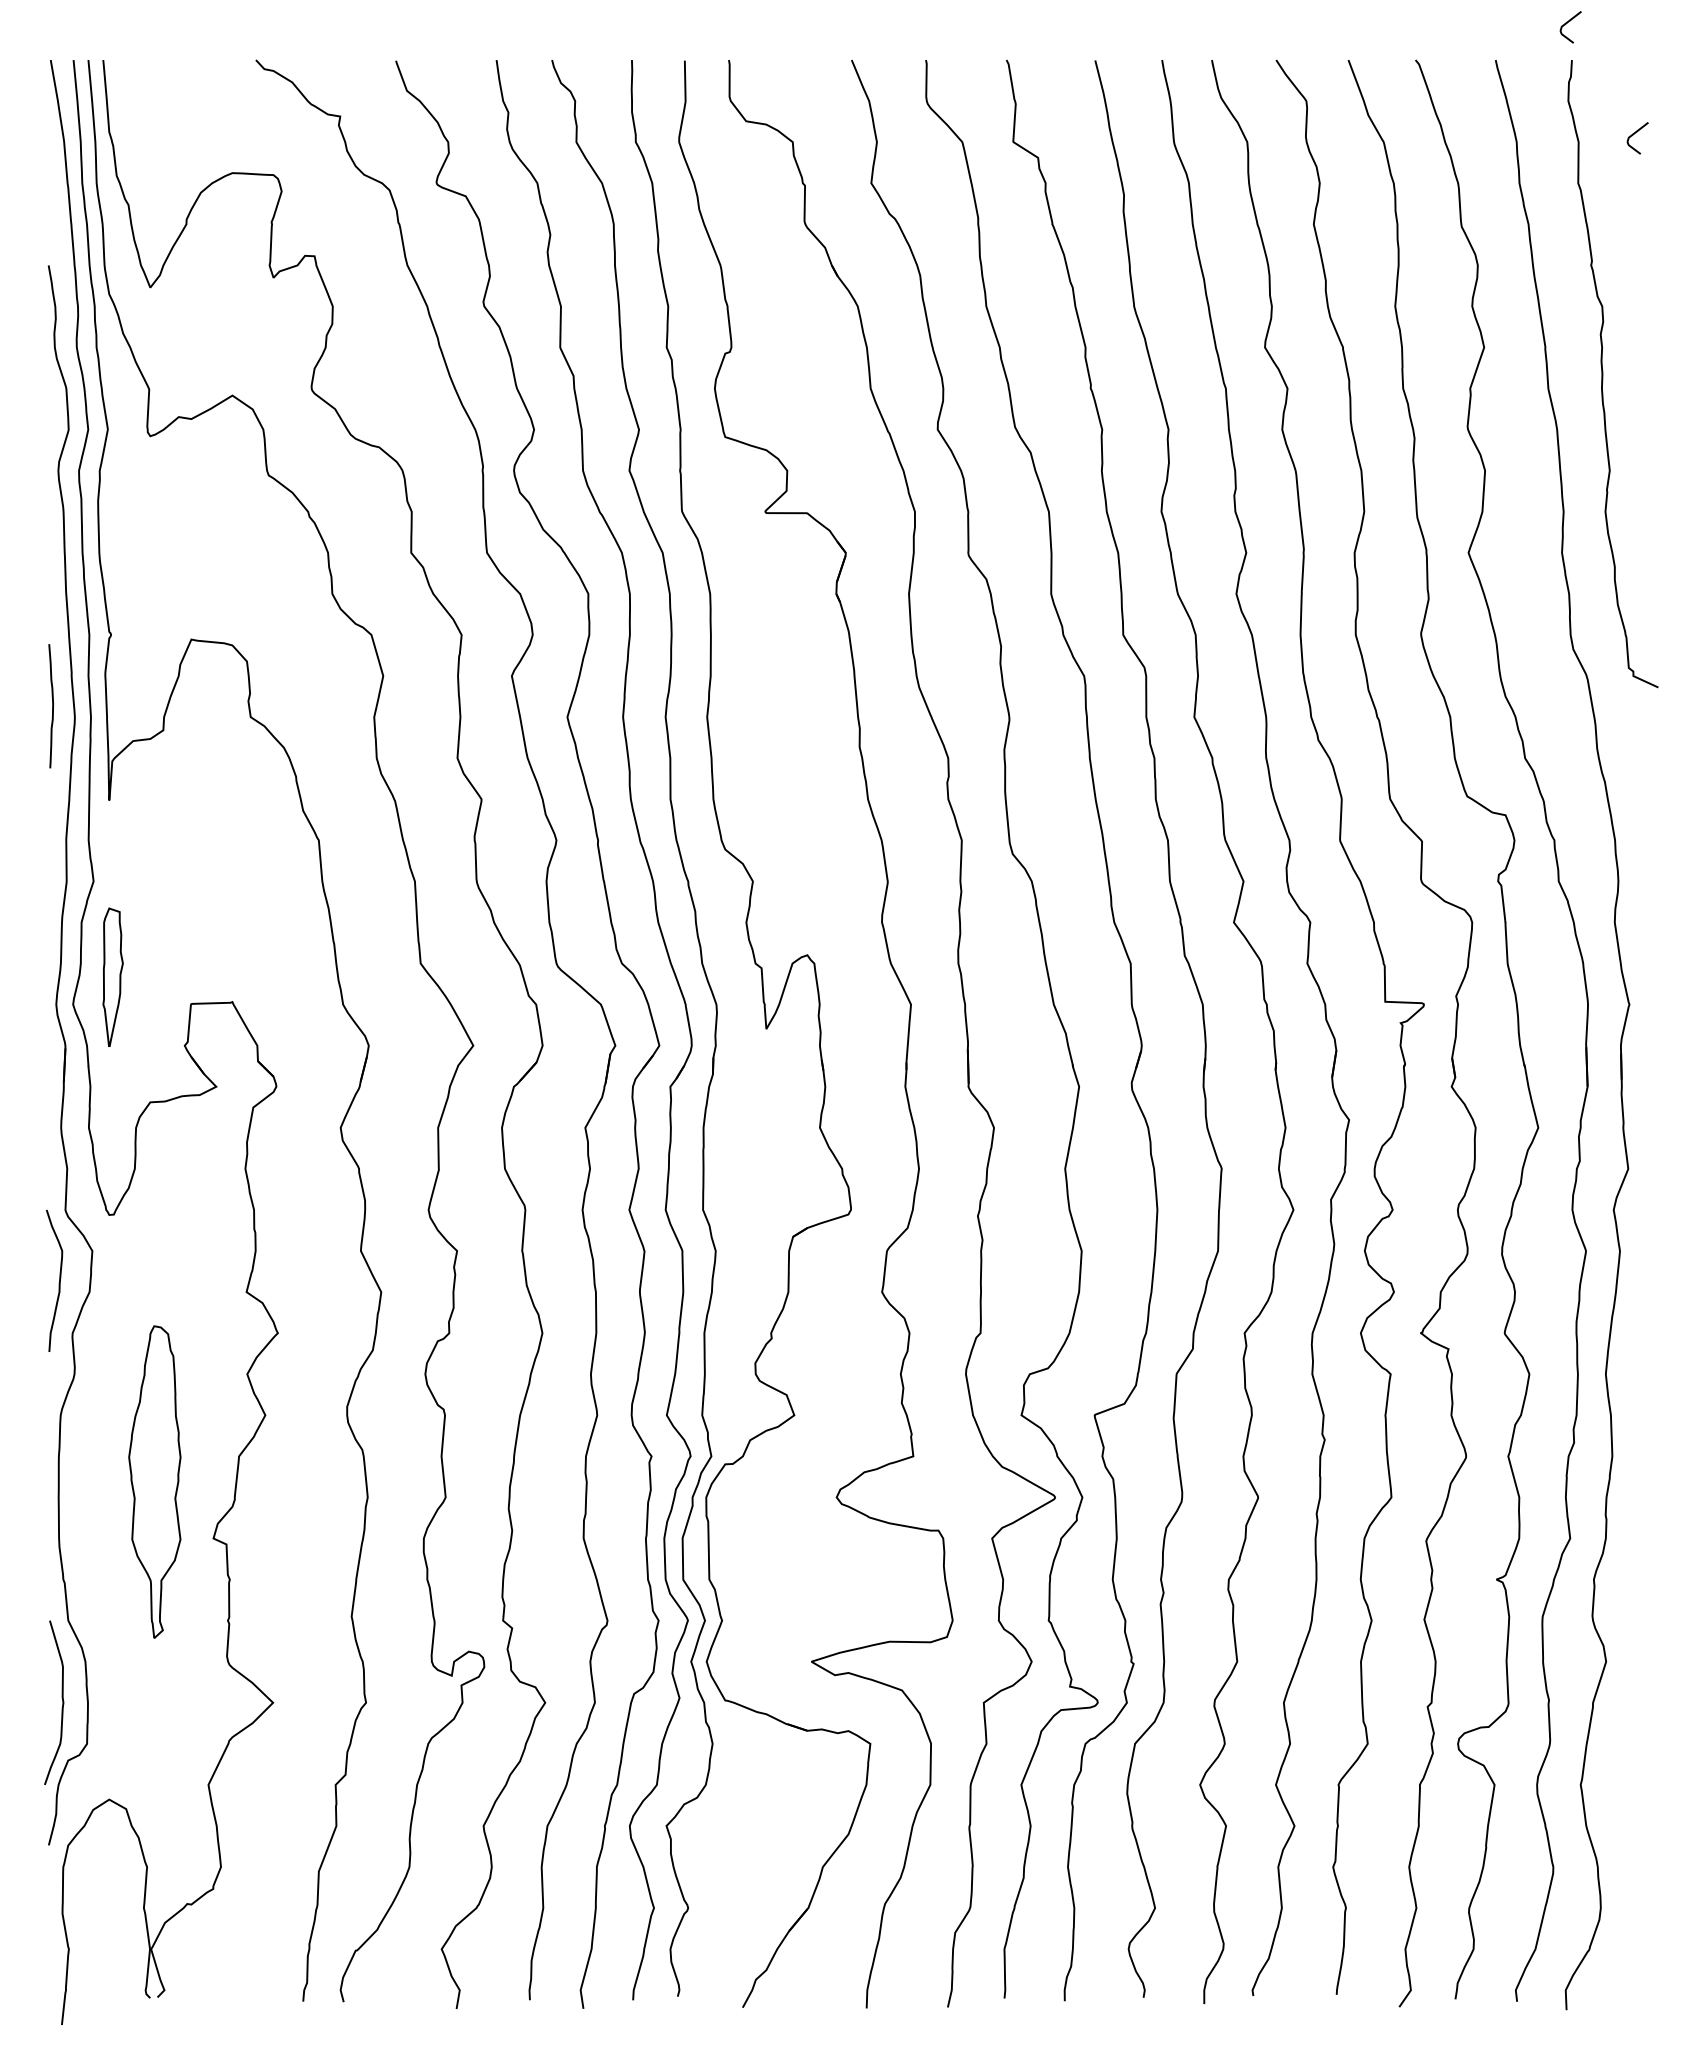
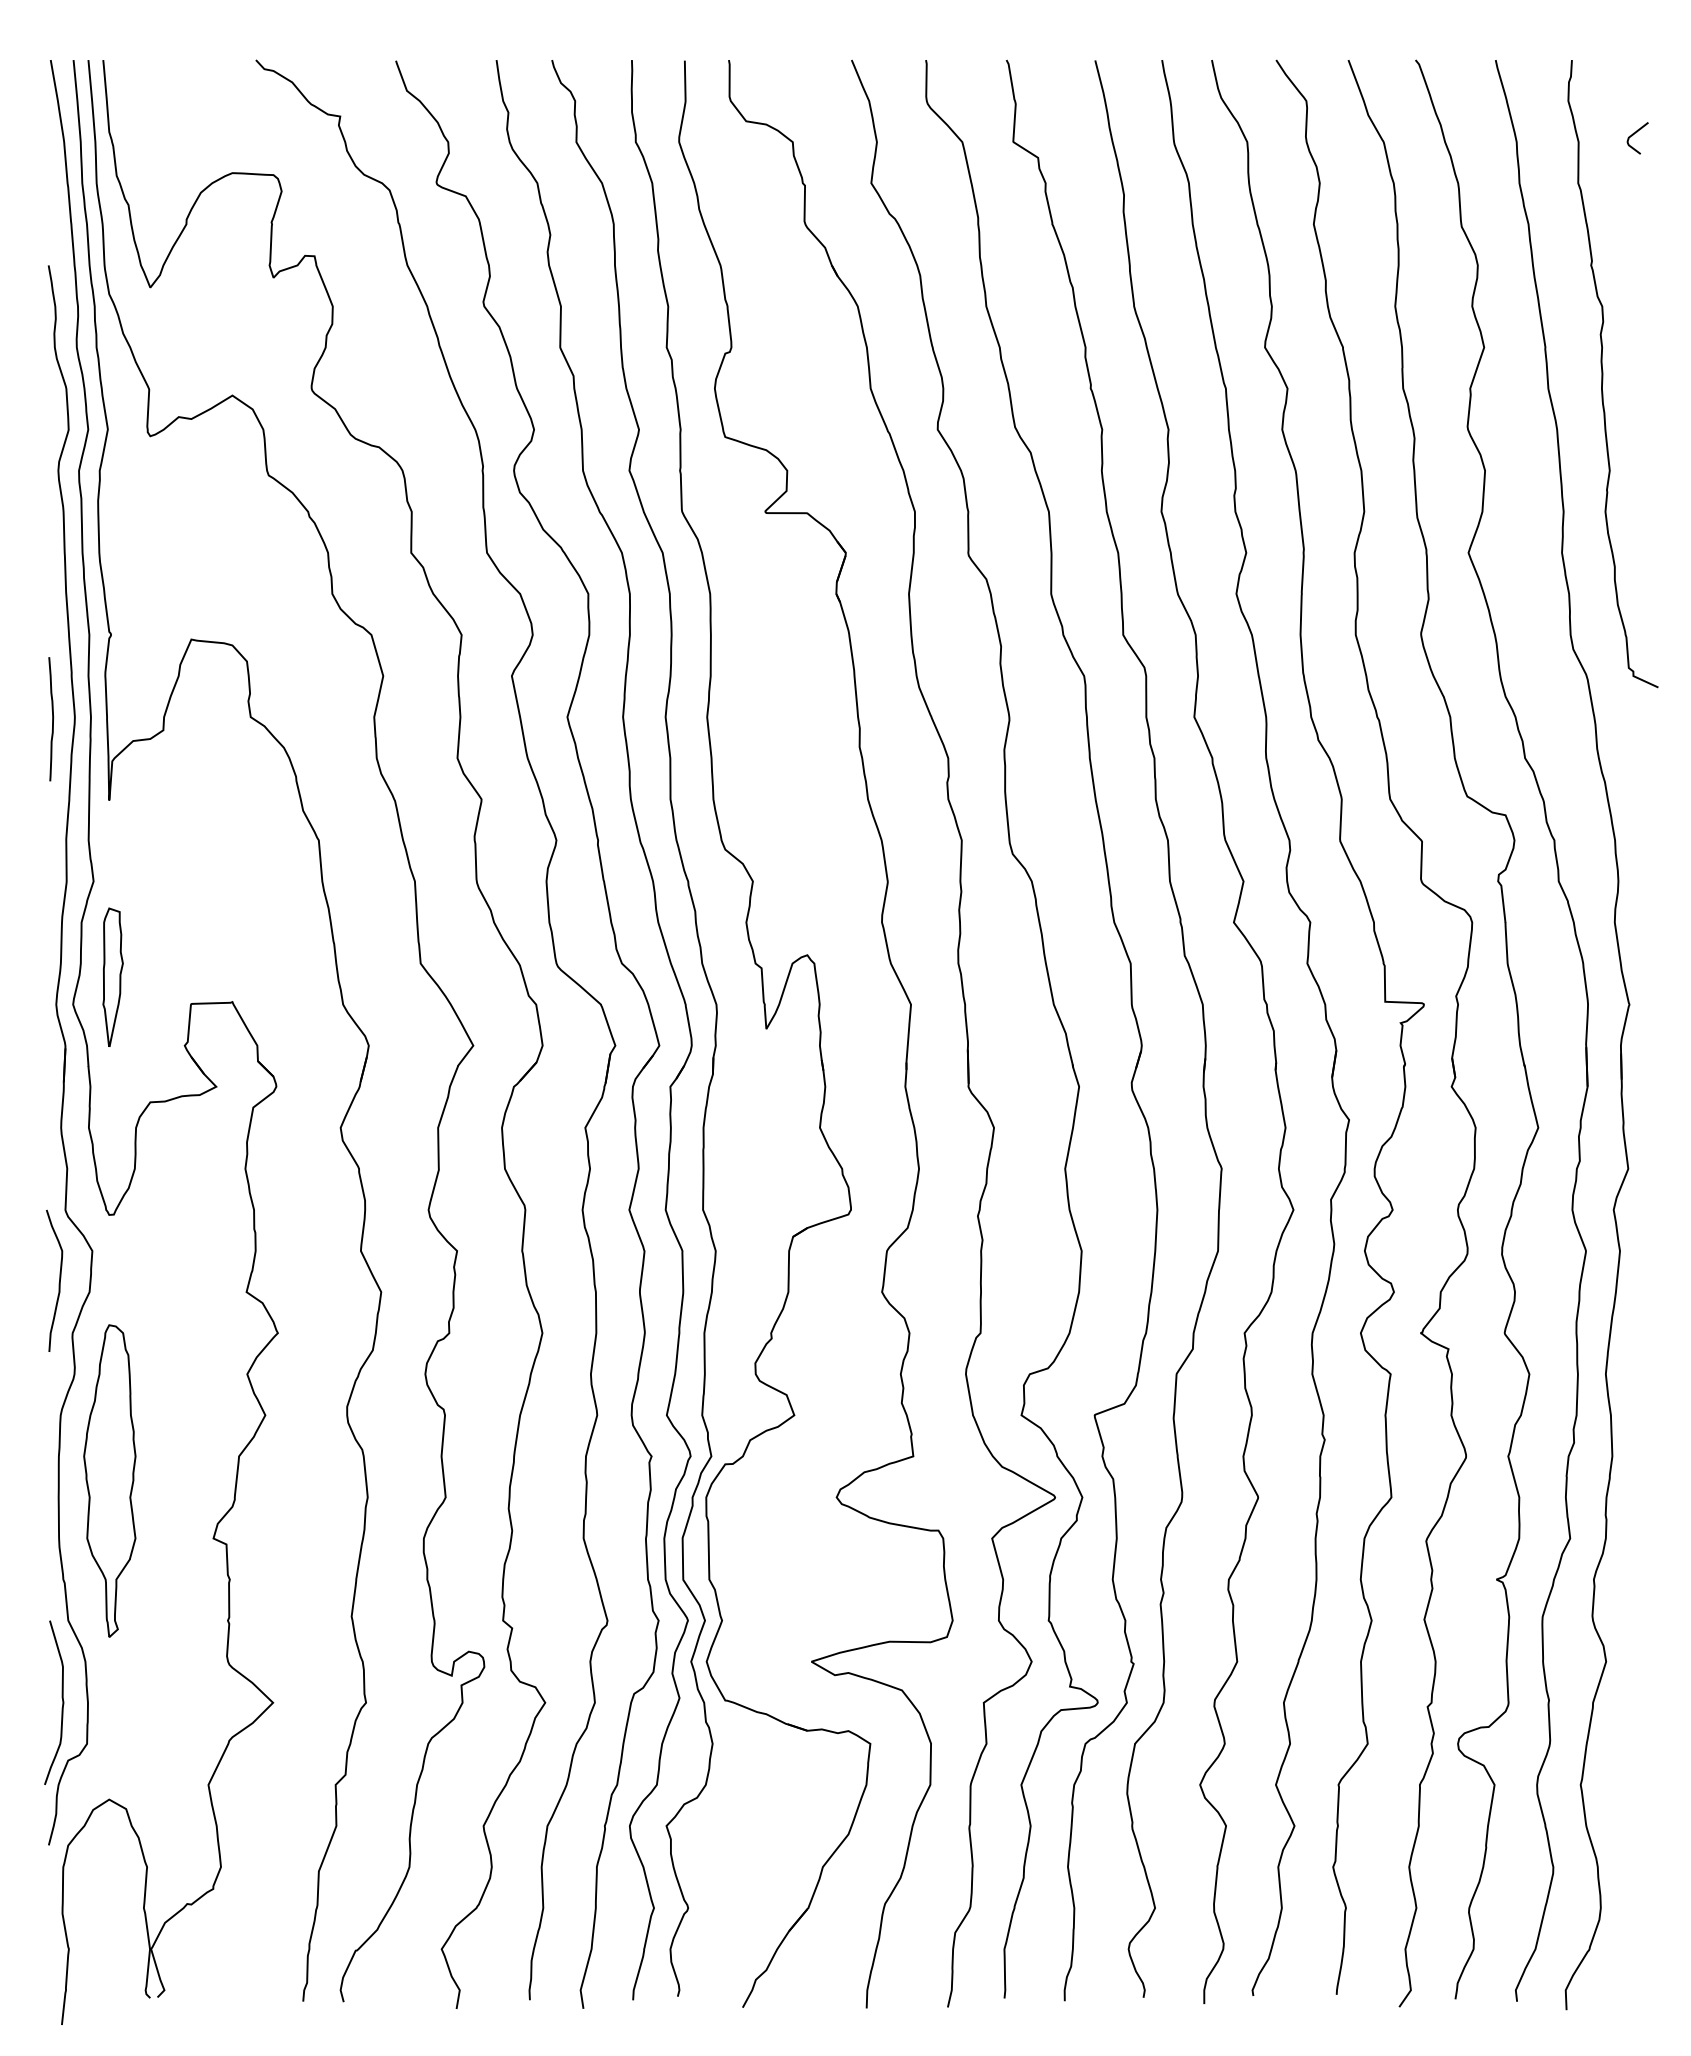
curve: present -> none (1567, 23)
curve position: (52, 706) -> (52, 719) (52, 719)
part position: (154, 1481) -> (109, 1480) (109, 1480)
